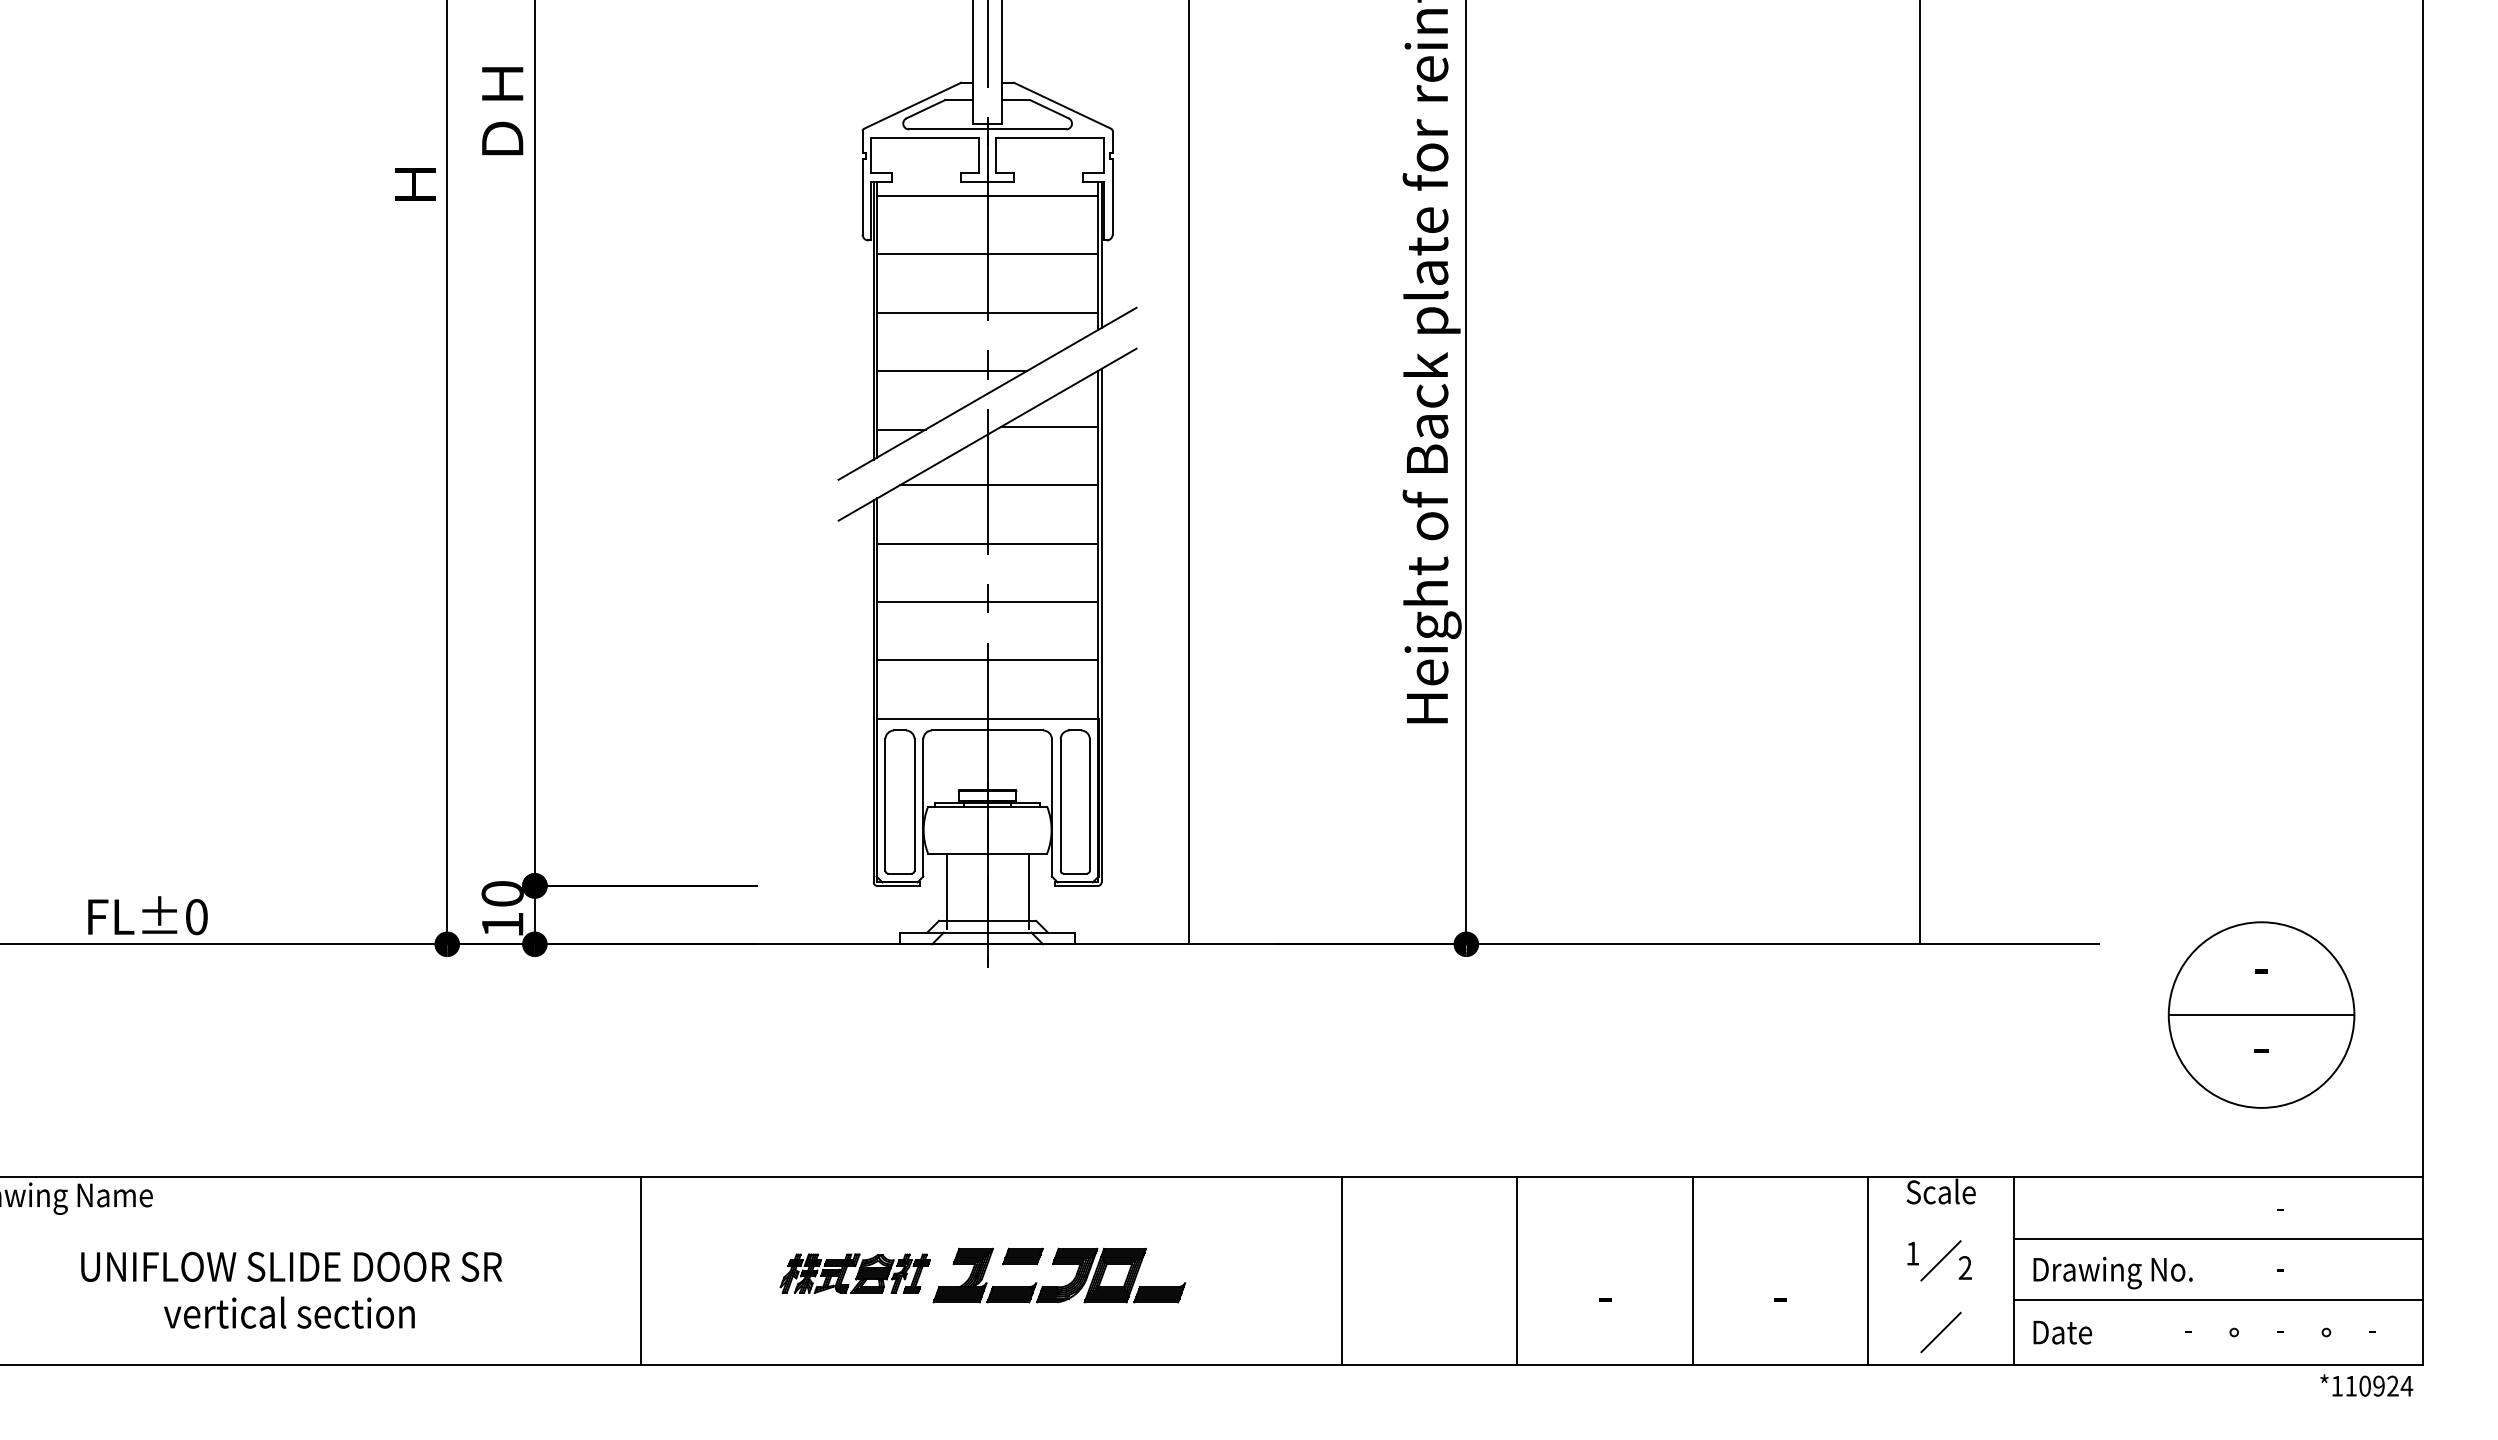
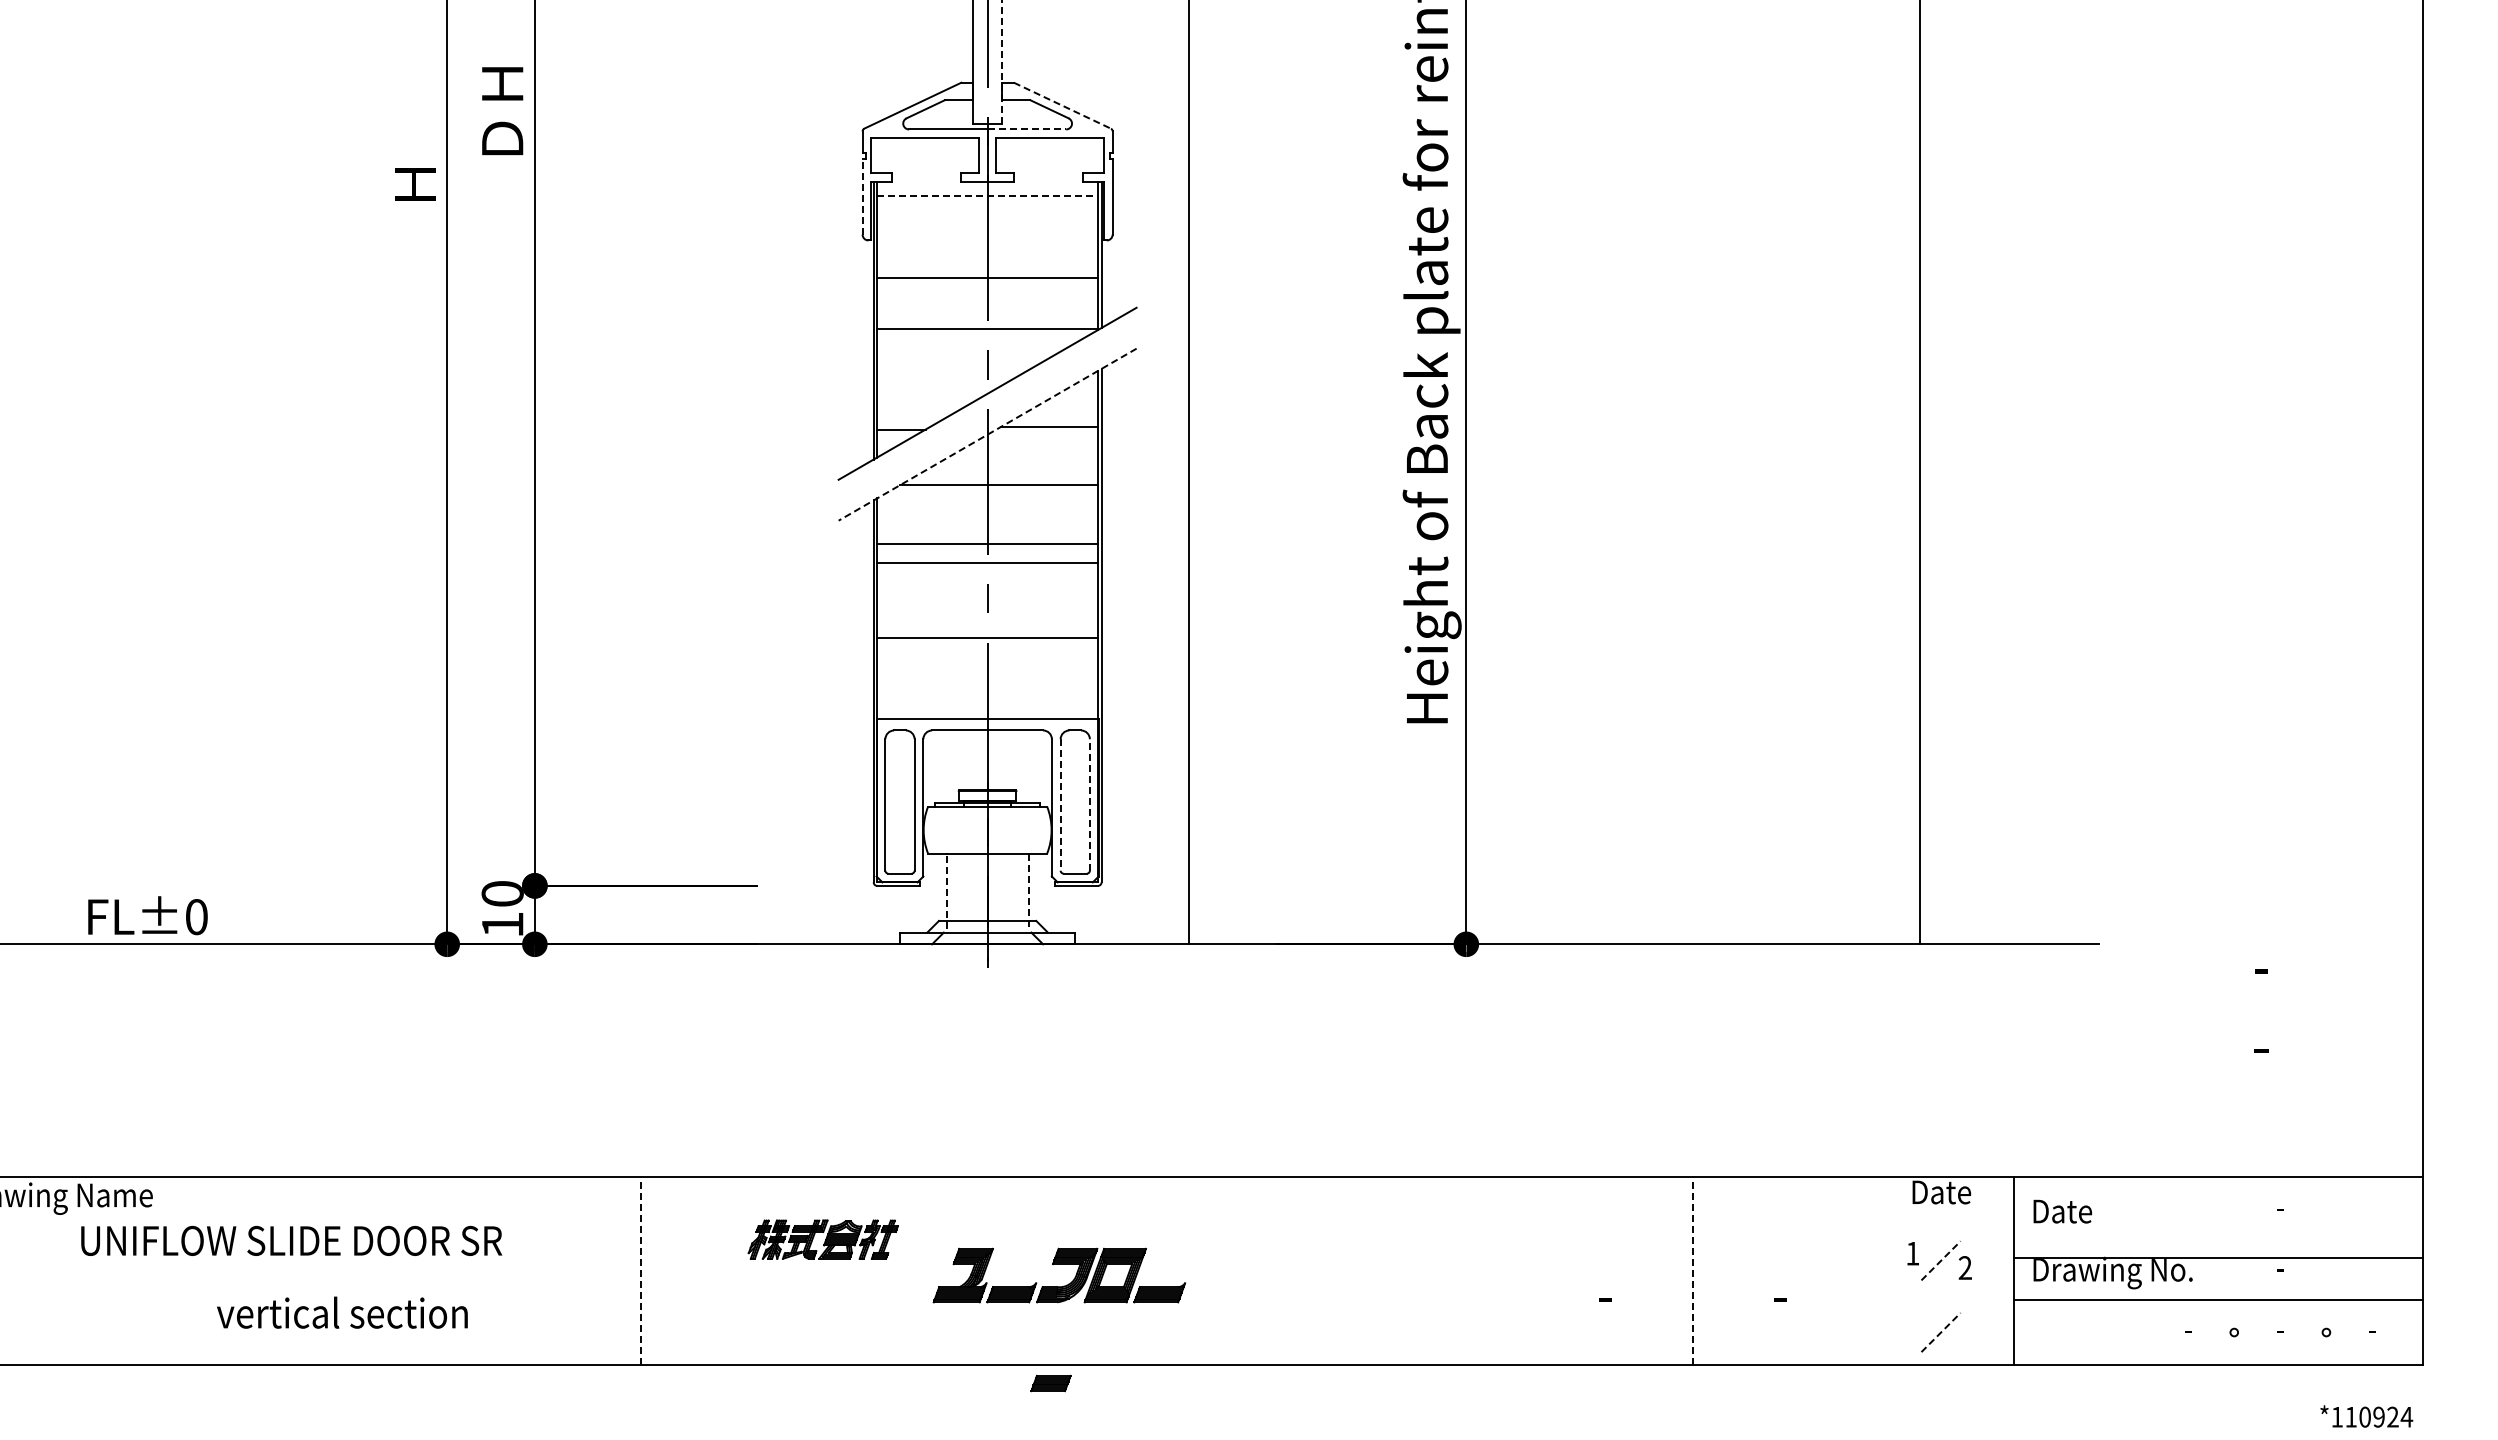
line: solid -> dashed (1002, 61)
line: solid -> dashed (1062, 105)
line: solid -> dashed (1027, 129)
line: solid -> dashed (988, 195)
line: solid -> dashed (862, 196)
line position: (987, 254) -> (987, 278) (987, 278)
line position: (987, 312) -> (987, 328) (987, 328)
line: present -> none (951, 371)
line: solid -> dashed (987, 434)
line position: (987, 601) -> (987, 562) (987, 562)
line position: (987, 660) -> (987, 638) (987, 638)
line: solid -> dashed (1060, 804)
line: solid -> dashed (1089, 804)
line: solid -> dashed (946, 891)
line: solid -> dashed (1028, 891)
part: present -> none (2261, 1014)
text: Scale -> Date (1940, 1191)
line position: (2218, 1239) -> (2218, 1258) (2218, 1258)
part position: (1022, 1256) -> (1050, 1383) (1050, 1383)
line: solid -> dashed (1941, 1260)
text position: (291, 1266) -> (291, 1240) (291, 1240)
line: solid -> dashed (641, 1270)
line: present -> none (1342, 1270)
line: present -> none (1517, 1270)
line: solid -> dashed (1692, 1270)
line: present -> none (1868, 1270)
part position: (854, 1273) -> (822, 1239) (822, 1239)
text position: (289, 1312) -> (342, 1312) (342, 1312)
line: solid -> dashed (1941, 1332)
text position: (2062, 1332) -> (2062, 1211) (2062, 1211)
text position: (2366, 1385) -> (2366, 1416) (2366, 1416)
